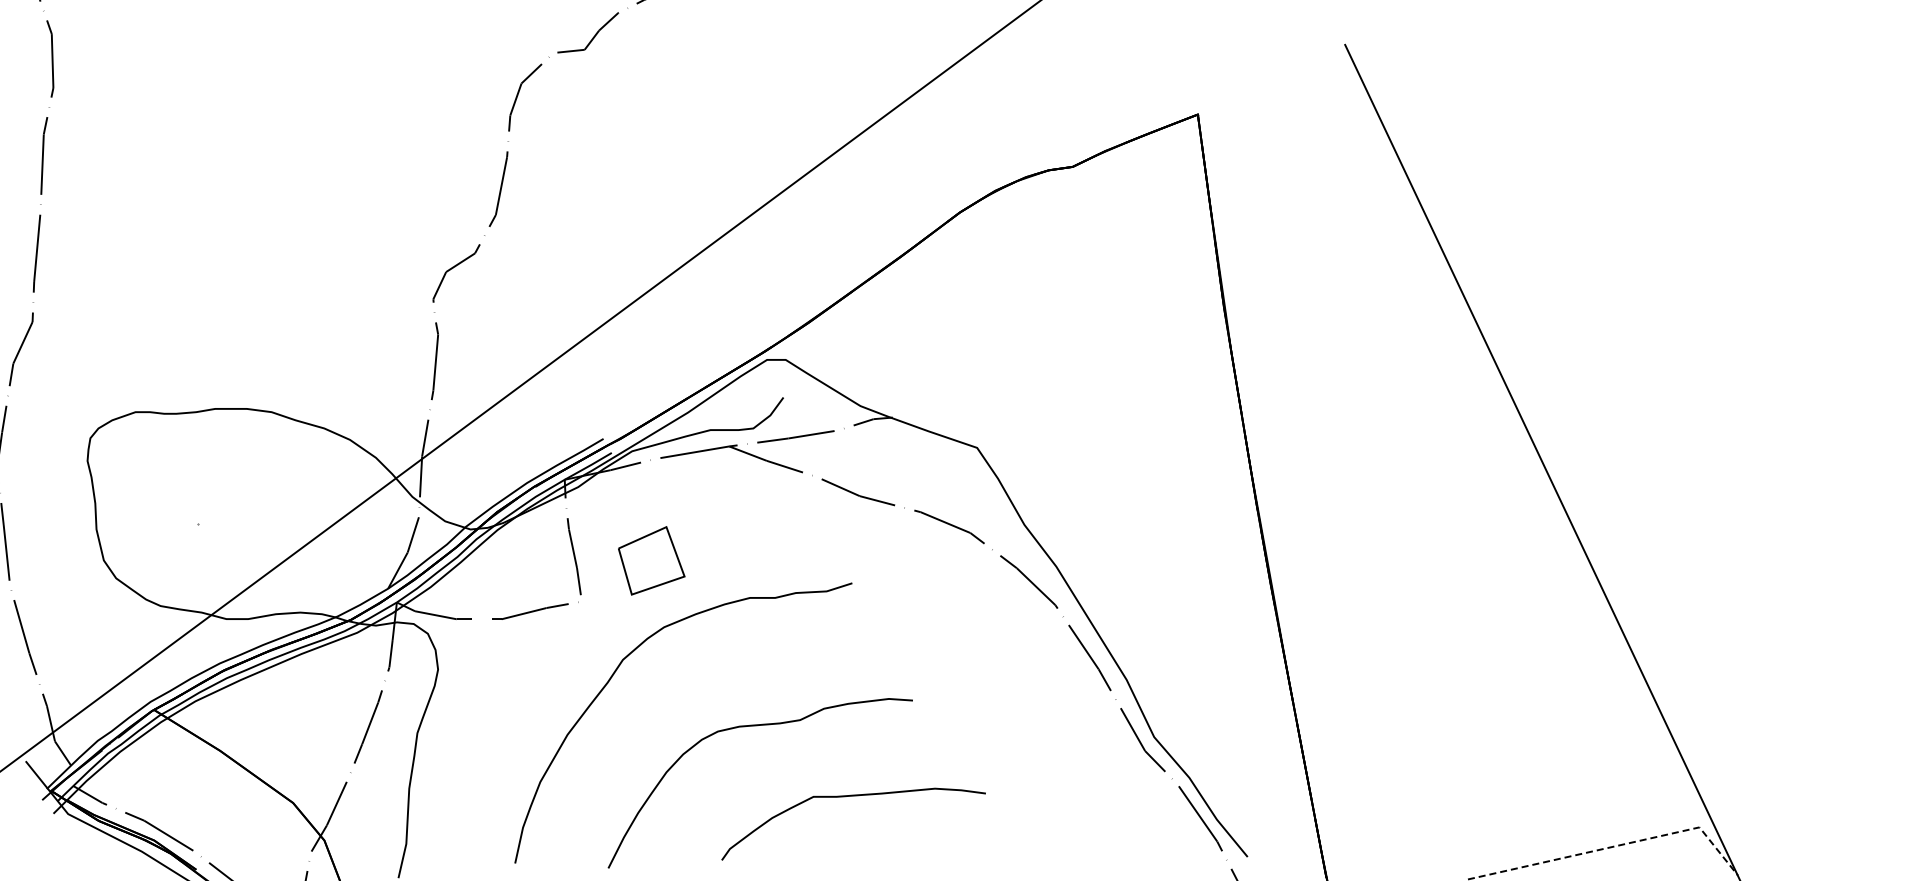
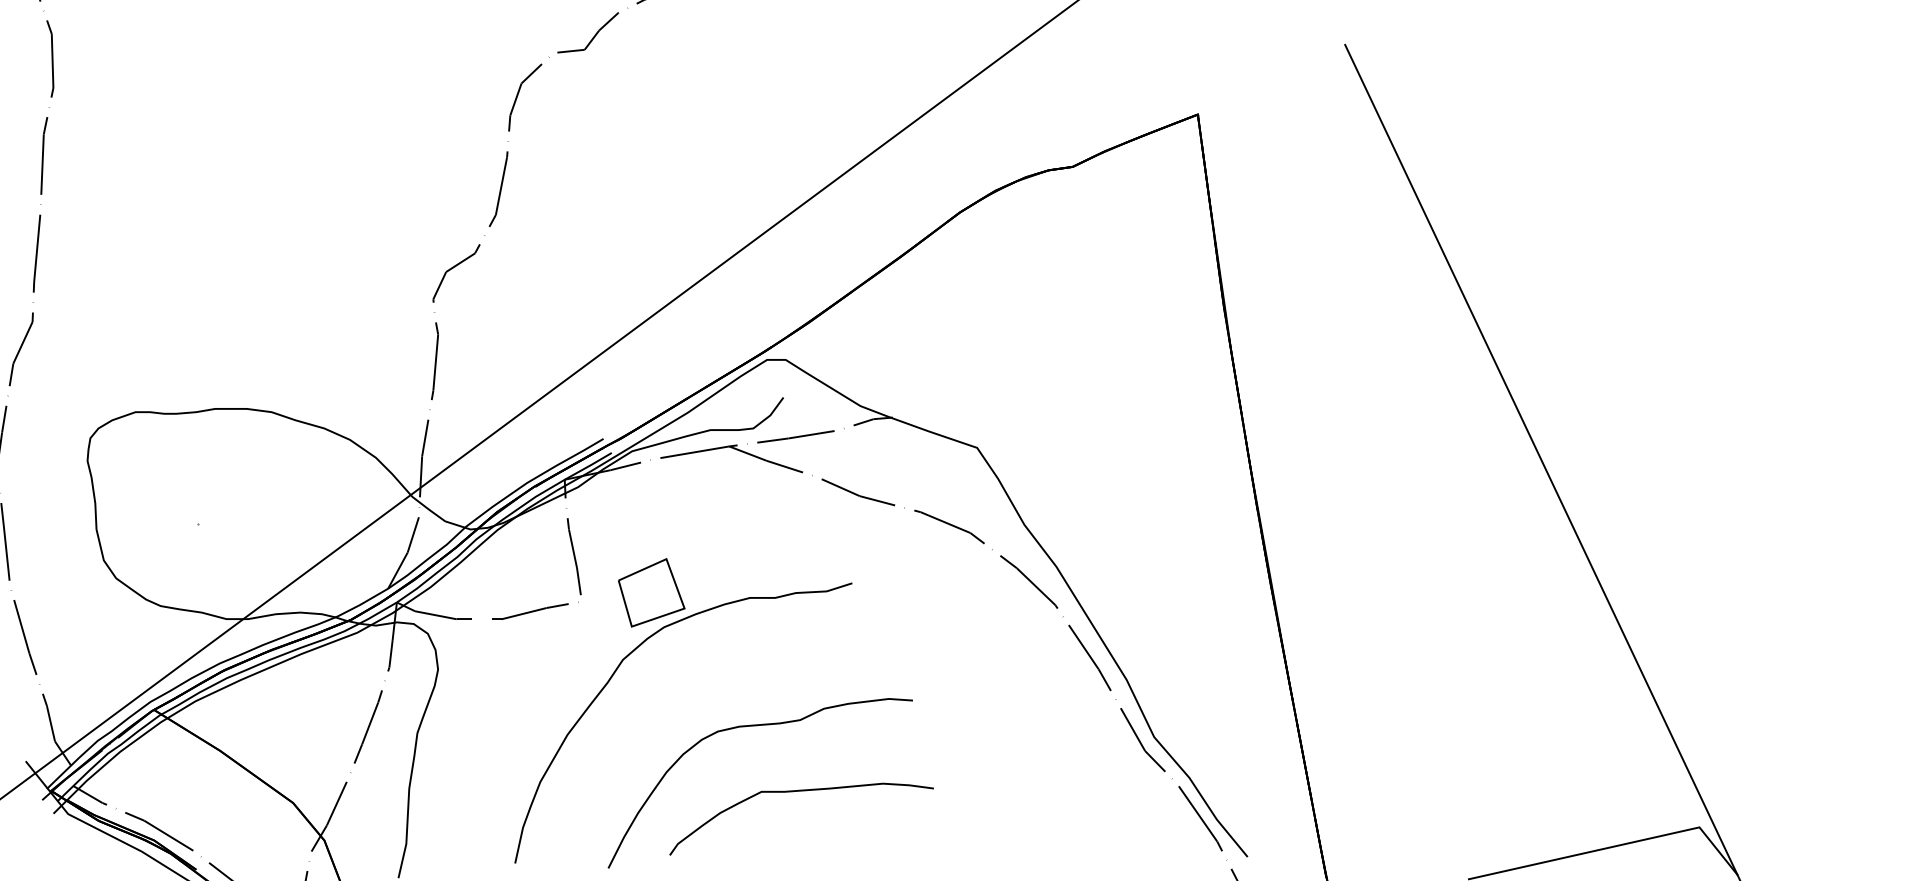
line position: (520, 386) -> (538, 399) (538, 399)
part position: (651, 560) -> (651, 592) (651, 592)
curve position: (853, 796) -> (801, 791) (801, 791)
line: dashed -> solid (1614, 846)
